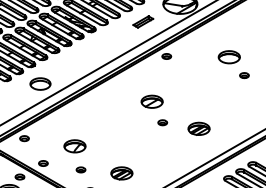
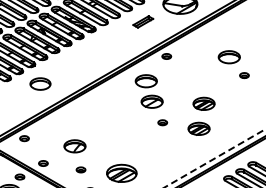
line: present -> none (107, 63)
part: none -> present (145, 81)
part: none -> present (203, 103)
line: solid -> dashed (215, 158)
part size: 24x15 px -> 32x20 px (121, 172)
